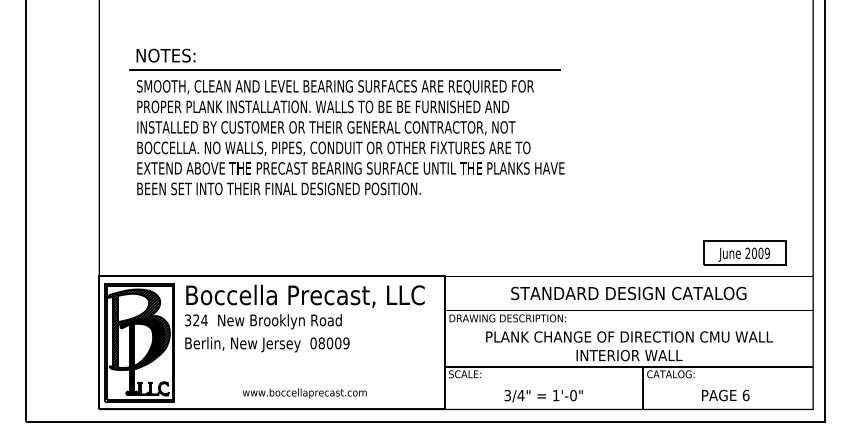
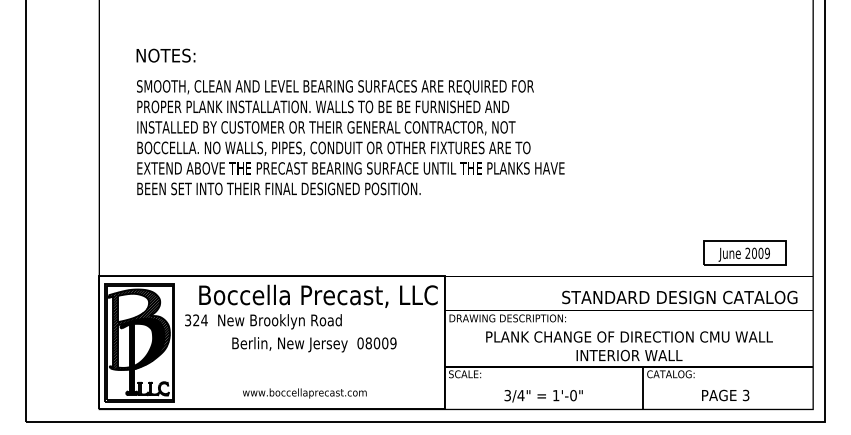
line: present -> none (345, 69)
text position: (628, 293) -> (679, 297) (679, 297)
text position: (305, 295) -> (318, 295) (318, 295)
text position: (267, 344) -> (314, 344) (314, 344)
text: 6 -> 3 (745, 395)
